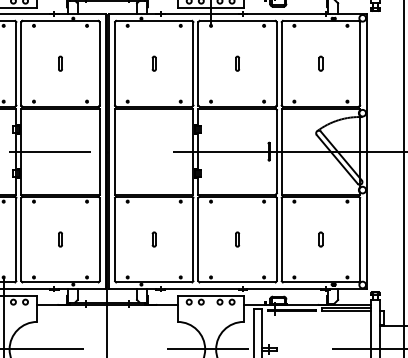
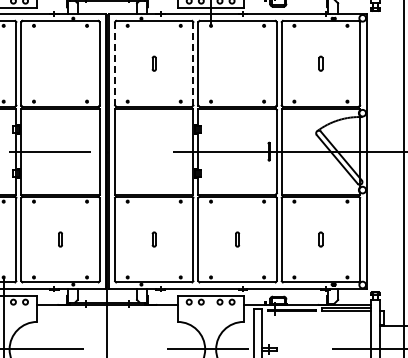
part: present -> none (60, 63)
line: solid -> dashed (115, 63)
line: solid -> dashed (193, 63)
part: present -> none (237, 63)
